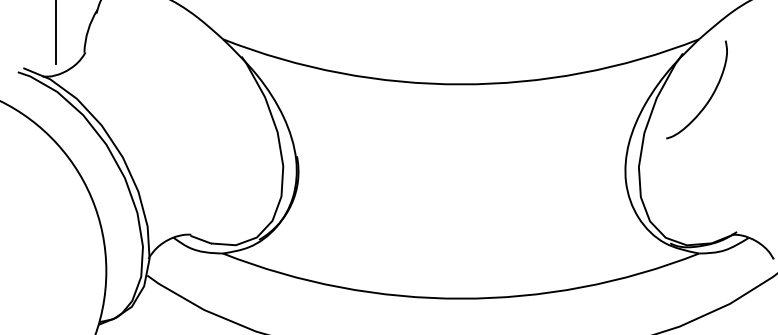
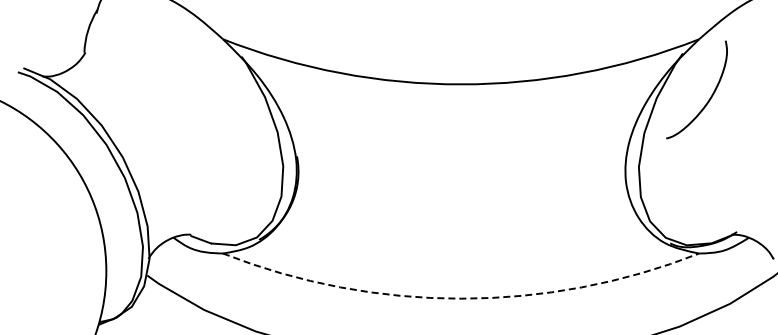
line: present -> none (55, 33)
arc: solid -> dashed (461, 298)
